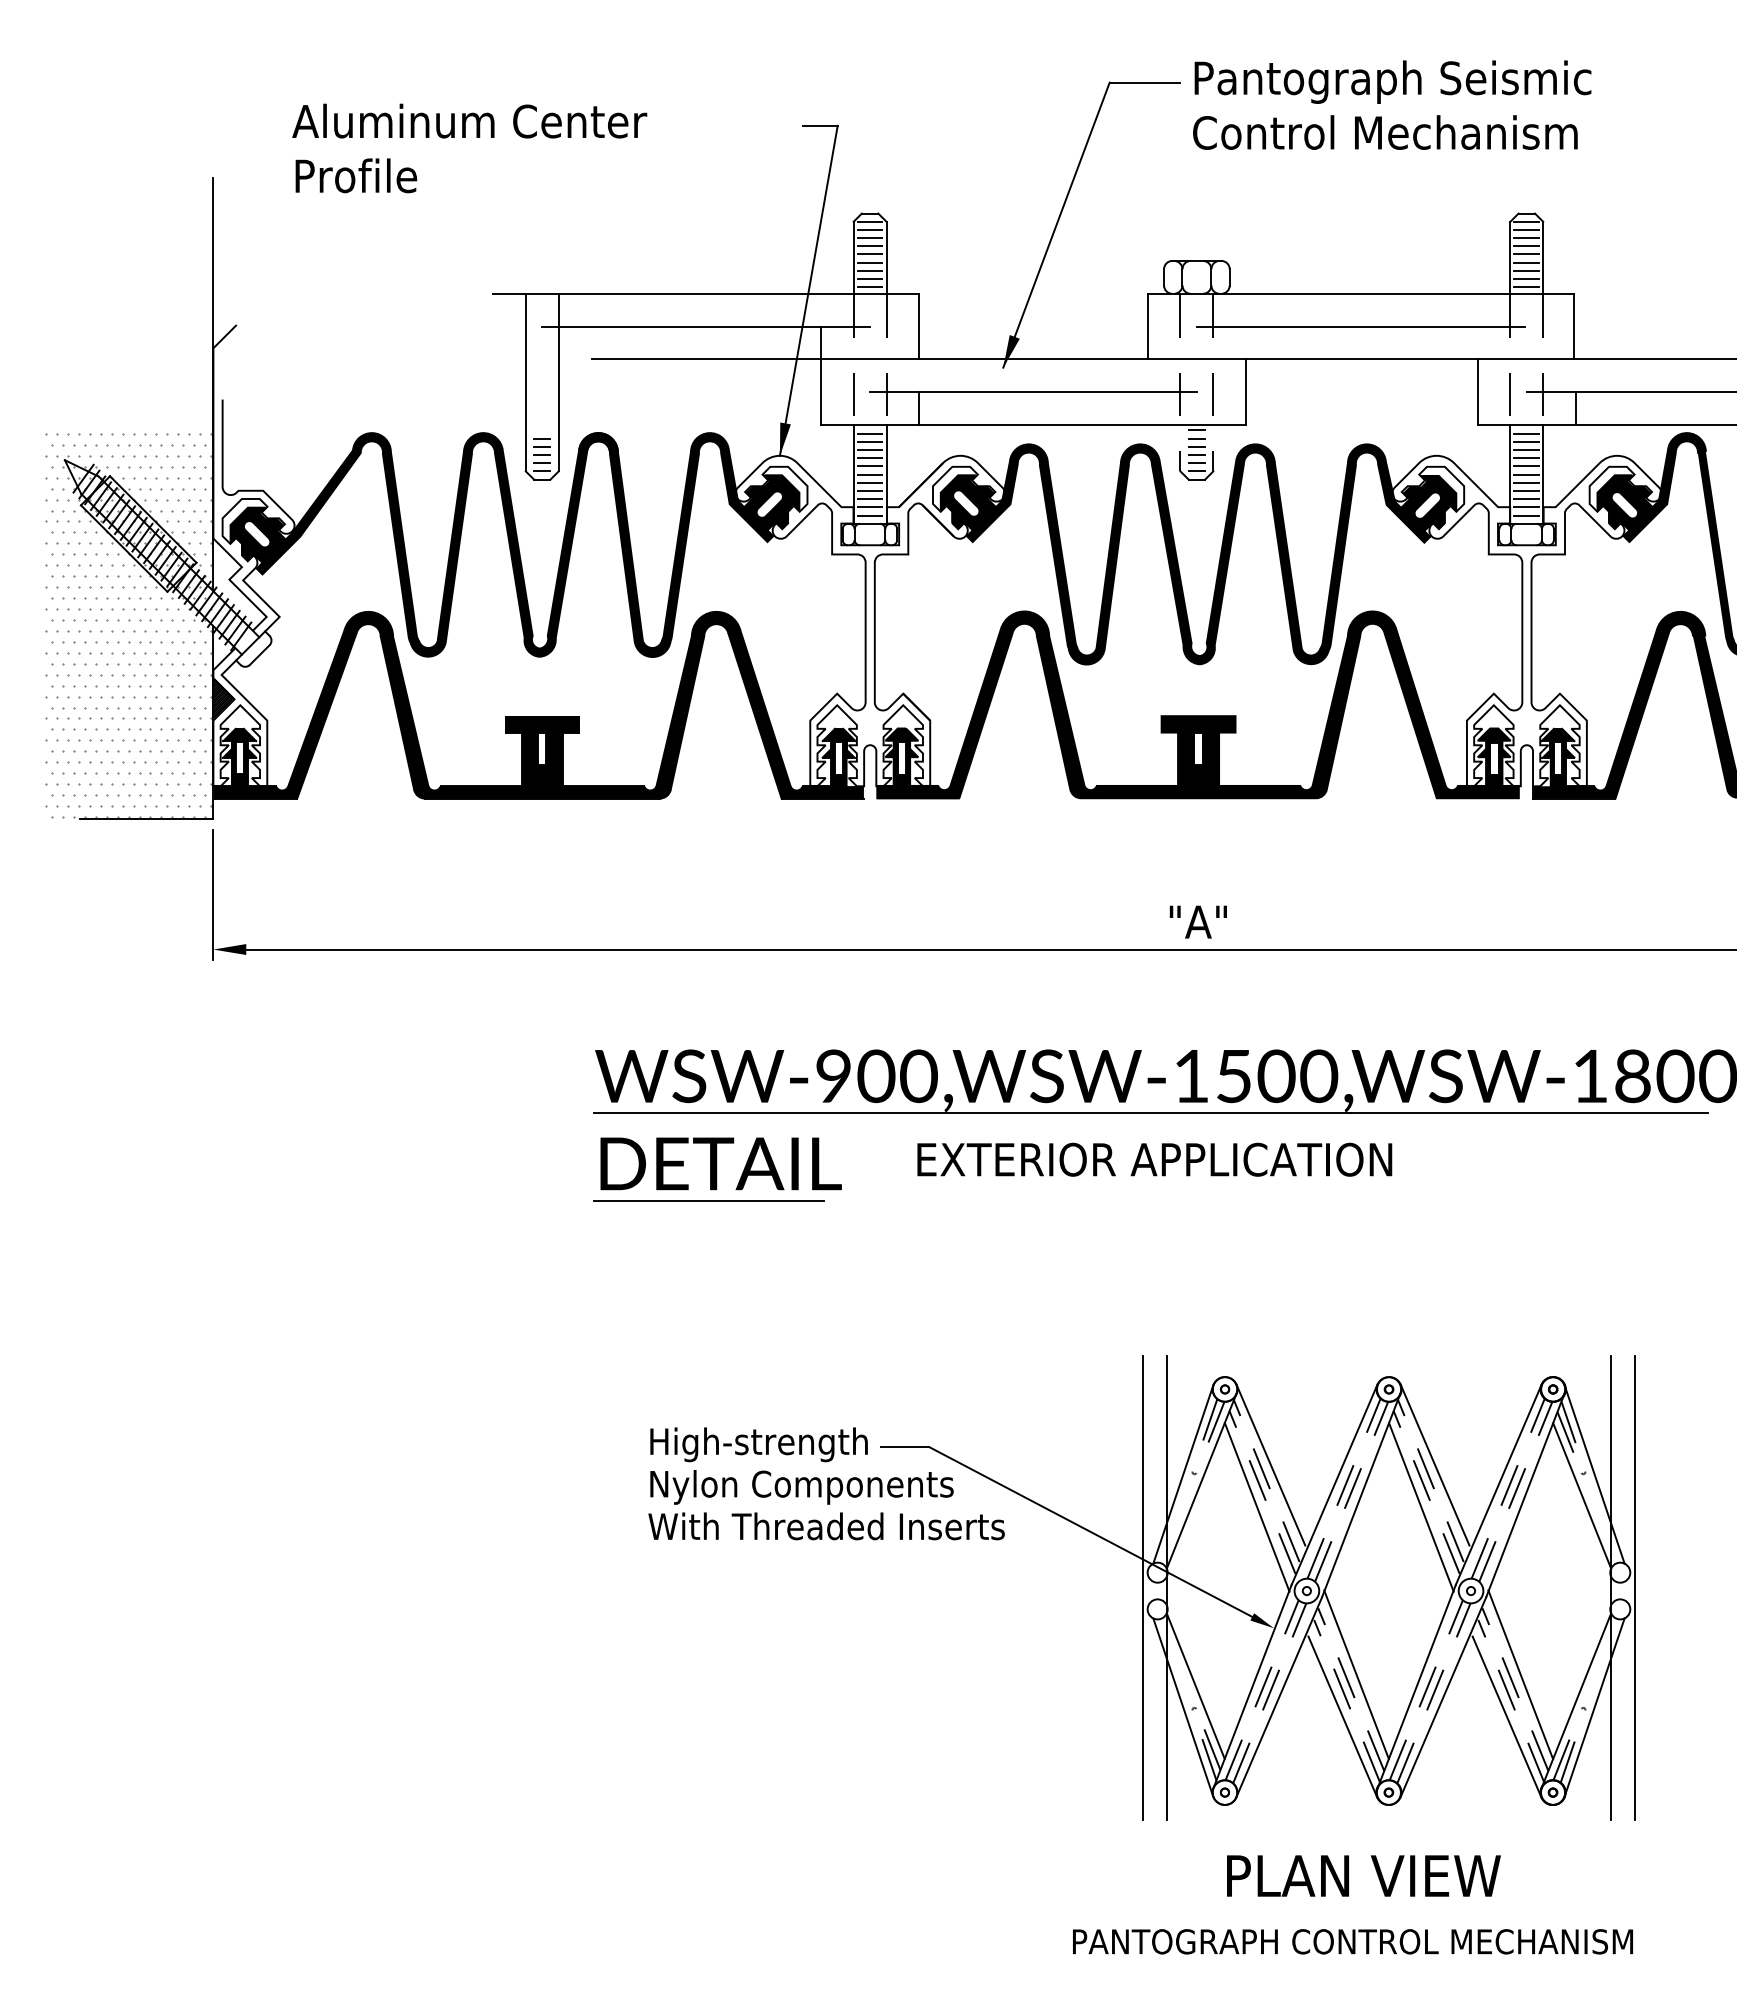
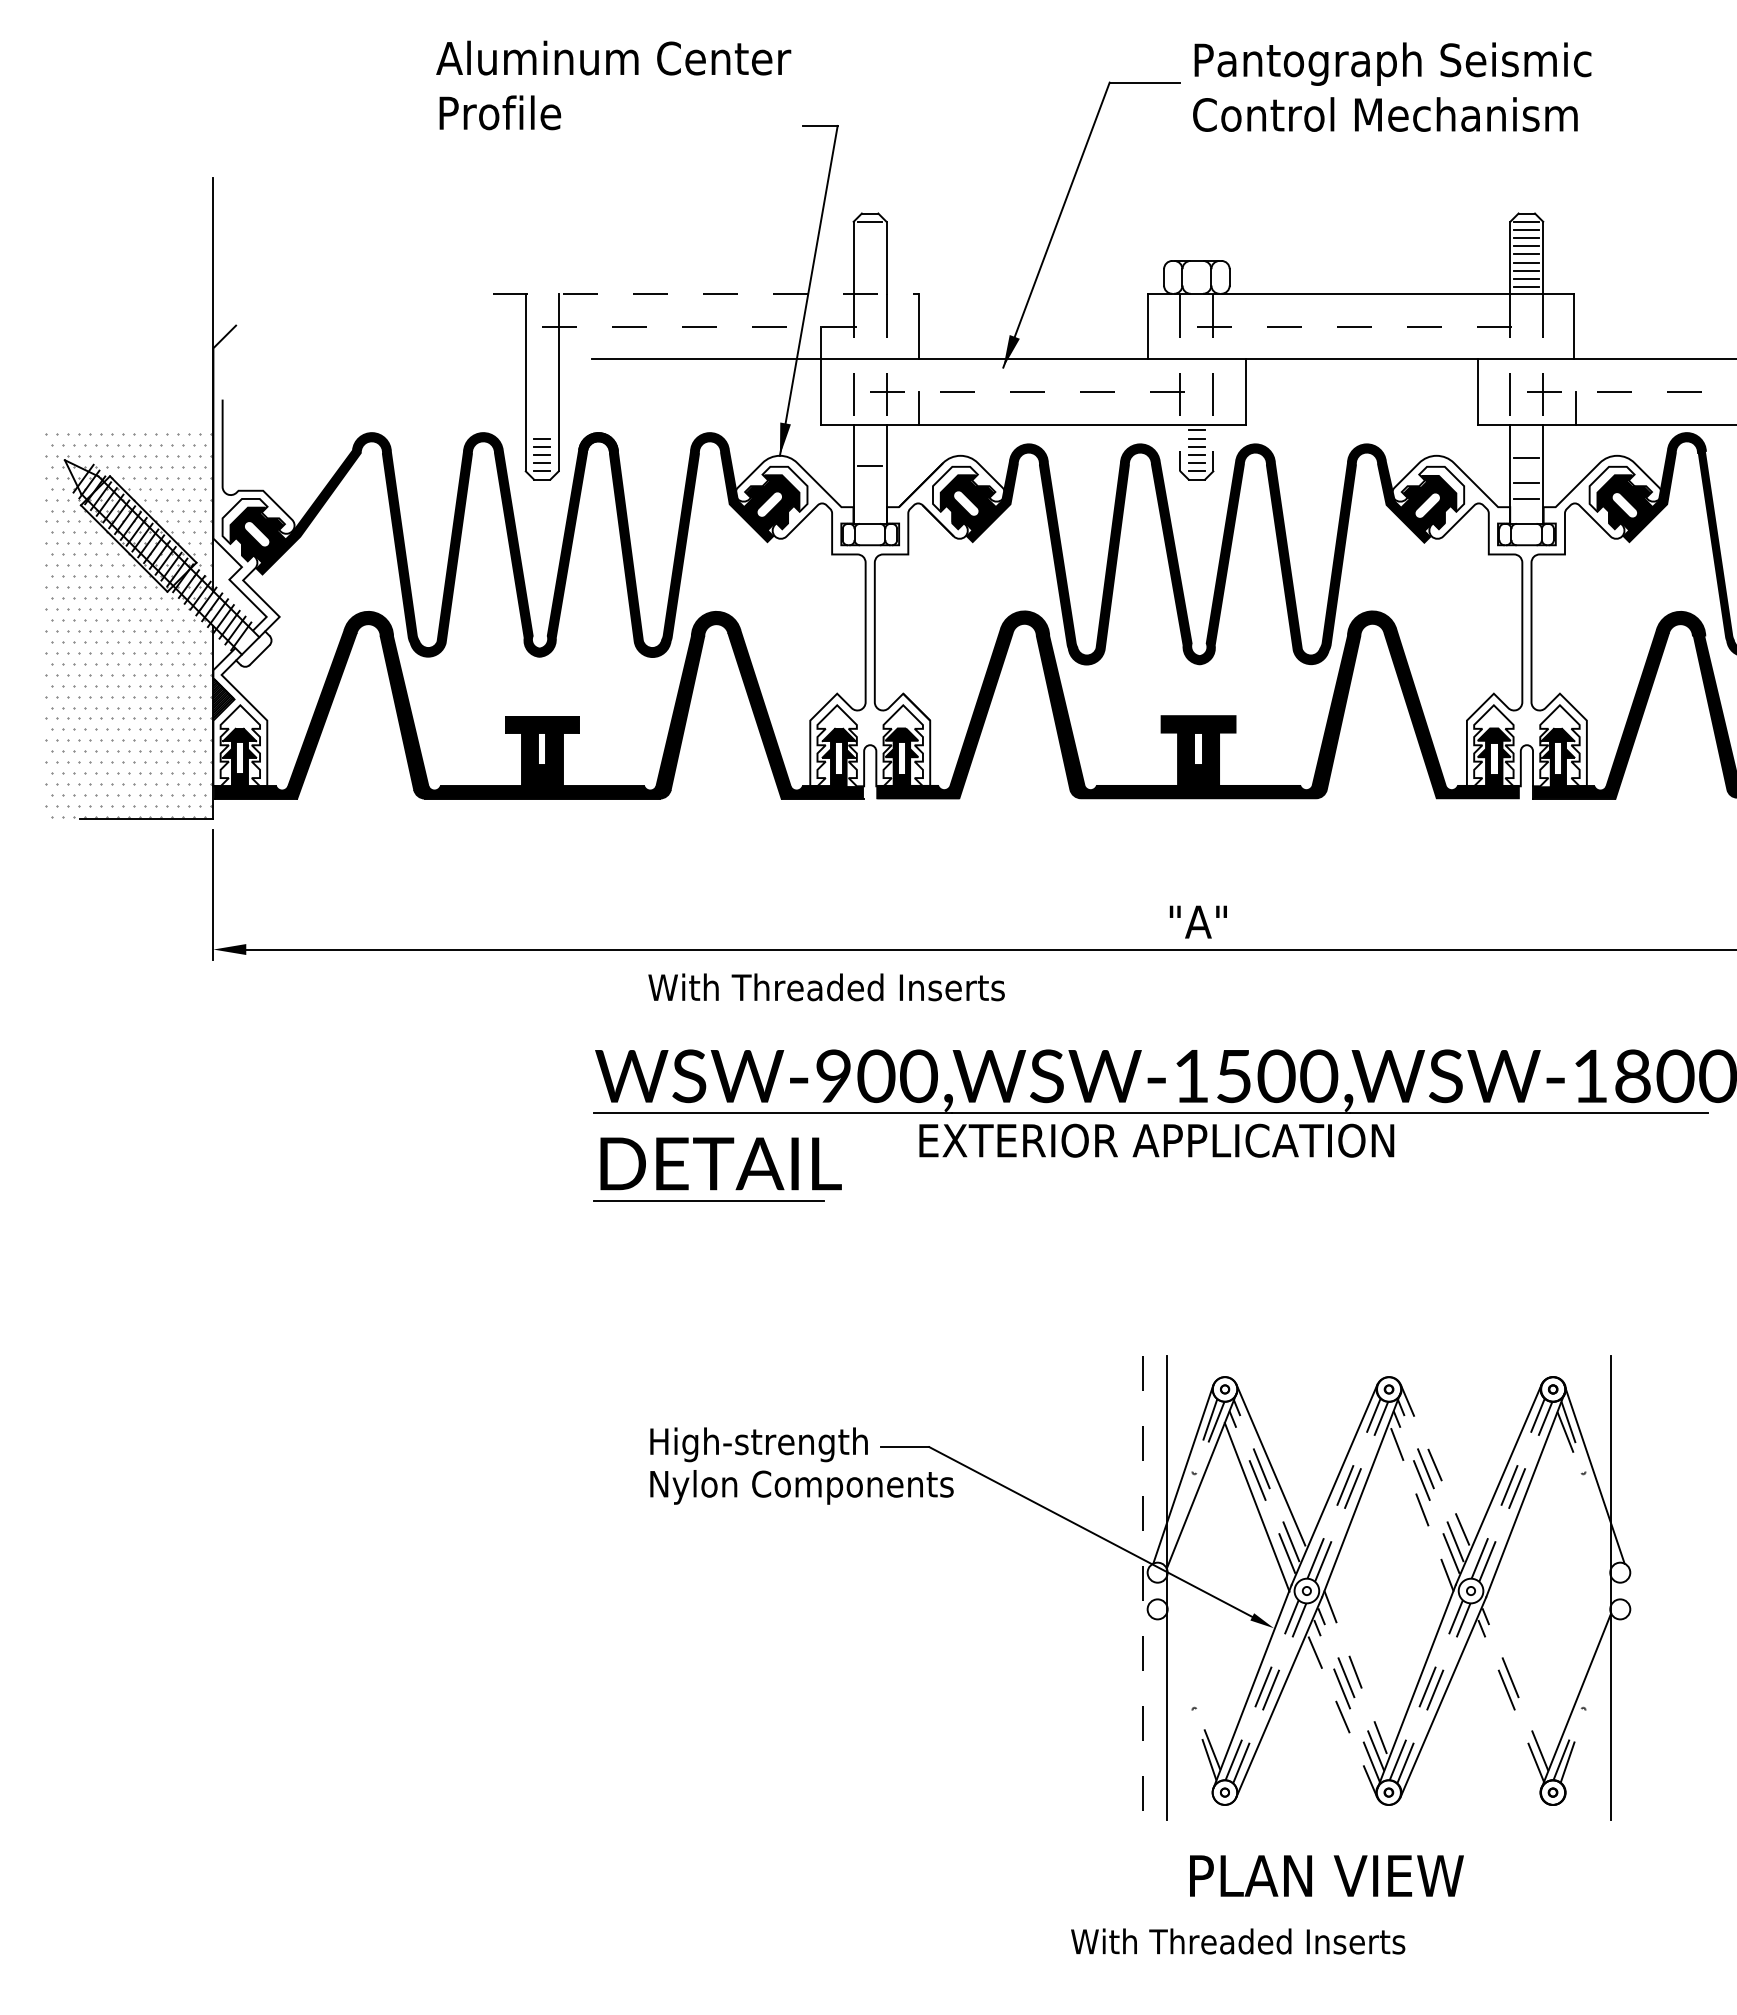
text position: (1392, 104) -> (1392, 86) (1392, 86)
text position: (469, 148) -> (613, 85) (613, 85)
line: present -> none (869, 229)
line: present -> none (869, 238)
line: present -> none (869, 246)
line: present -> none (869, 254)
line: present -> none (869, 262)
line: present -> none (869, 270)
line: present -> none (869, 279)
line: present -> none (869, 287)
line: solid -> dashed (706, 293)
line: solid -> dashed (706, 326)
line: solid -> dashed (1360, 326)
line: solid -> dashed (1033, 392)
line: solid -> dashed (1631, 392)
line: present -> none (869, 433)
line: present -> none (1526, 433)
line: present -> none (869, 441)
line: present -> none (1526, 441)
line: present -> none (869, 449)
line: present -> none (1526, 449)
line: present -> none (869, 458)
line: present -> none (1526, 466)
line: present -> none (869, 474)
line: present -> none (1526, 474)
line: present -> none (869, 482)
line: present -> none (869, 491)
line: present -> none (1526, 491)
line: present -> none (869, 499)
line: present -> none (869, 507)
line: present -> none (1526, 507)
line: present -> none (869, 515)
line: present -> none (1526, 515)
text position: (1154, 1159) -> (1156, 1140) (1156, 1140)
line: solid -> dashed (1435, 1465)
line: present -> none (1582, 1495)
line: solid -> dashed (1421, 1506)
text position: (826, 1526) -> (826, 987) (826, 987)
line: present -> none (1635, 1587)
line: solid -> dashed (1142, 1588)
line: present -> none (1520, 1674)
line: solid -> dashed (1356, 1675)
line: present -> none (1195, 1685)
line: present -> none (1183, 1707)
line: present -> none (1594, 1707)
line: present -> none (1506, 1716)
line: solid -> dashed (1342, 1717)
text position: (1363, 1875) -> (1326, 1875) (1326, 1875)
text: PANTOGRAPH CONTROL MECHANISM -> With Threaded Inserts (1352, 1941)
